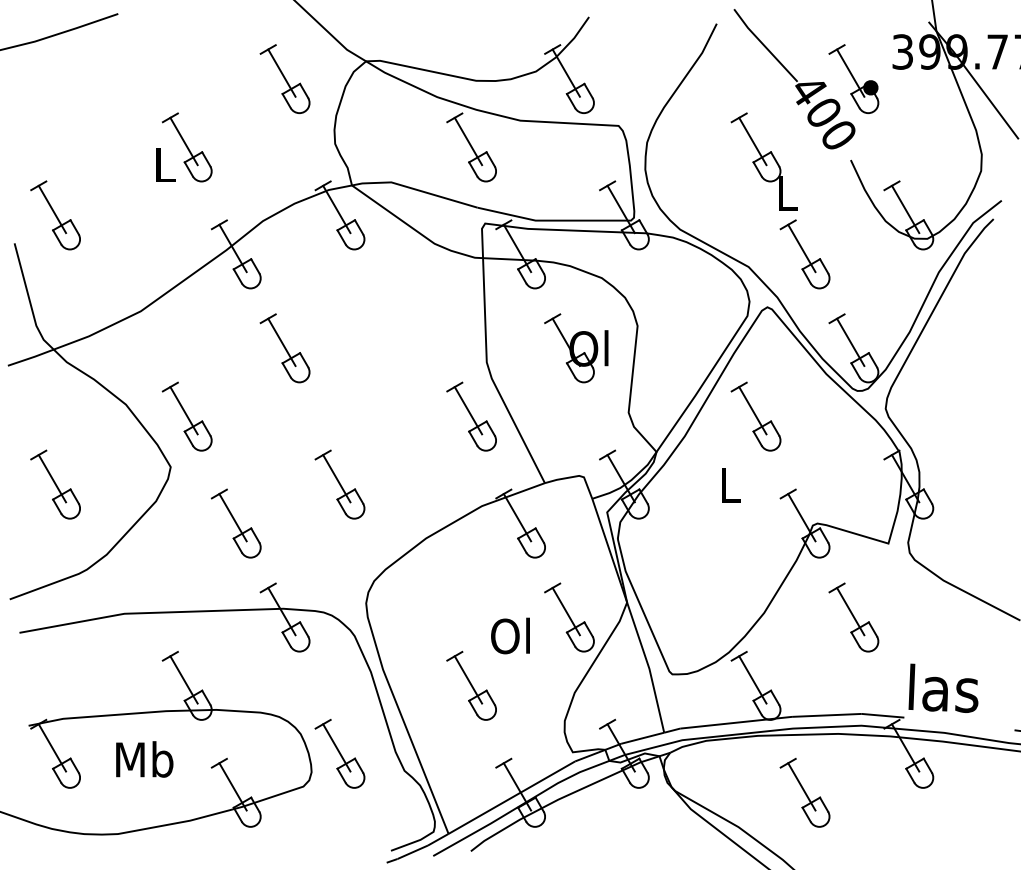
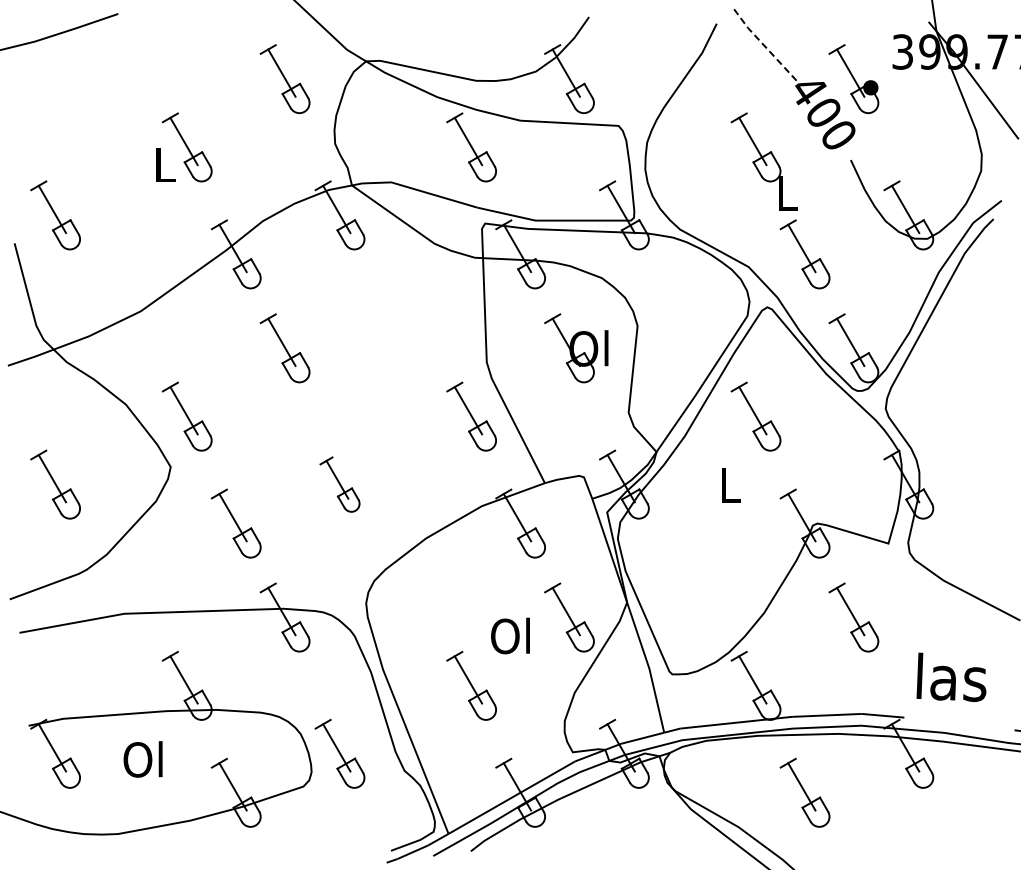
line: solid -> dashed (764, 46)
part size: 52x71 px -> 42x57 px (339, 484)
text position: (943, 687) -> (951, 676) (951, 676)
text: Mb -> Ol (144, 759)
